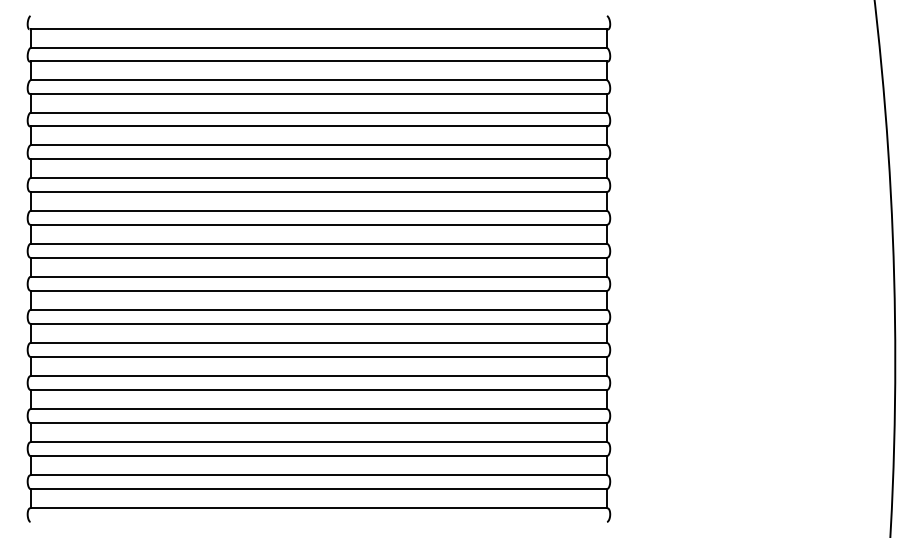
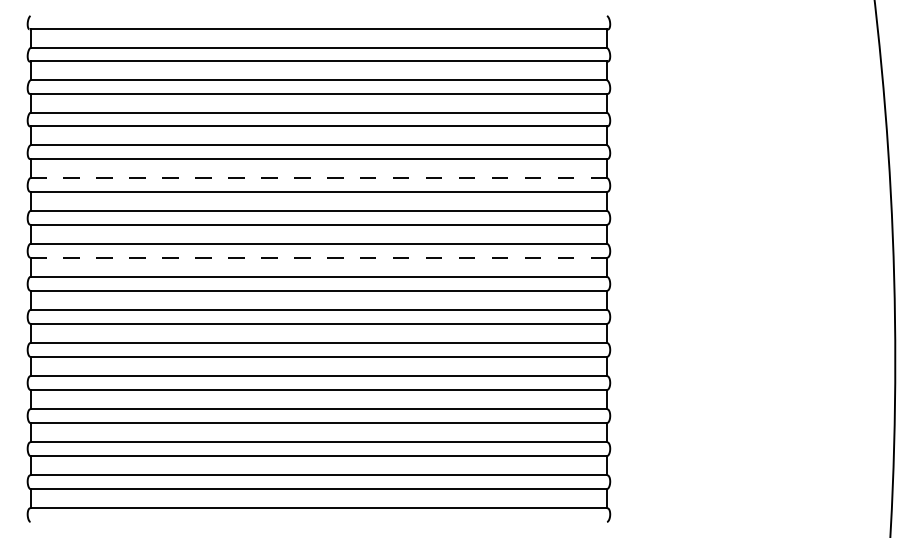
line: solid -> dashed (318, 178)
line: solid -> dashed (319, 257)
